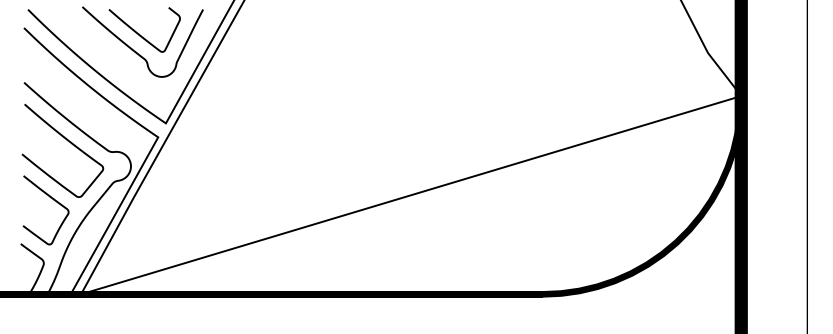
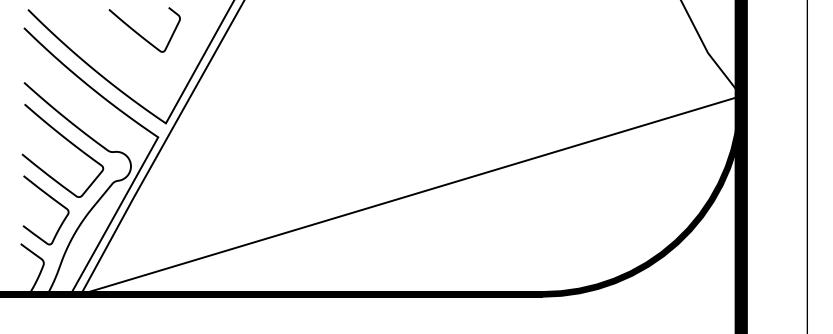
curve: present -> none (135, 50)
